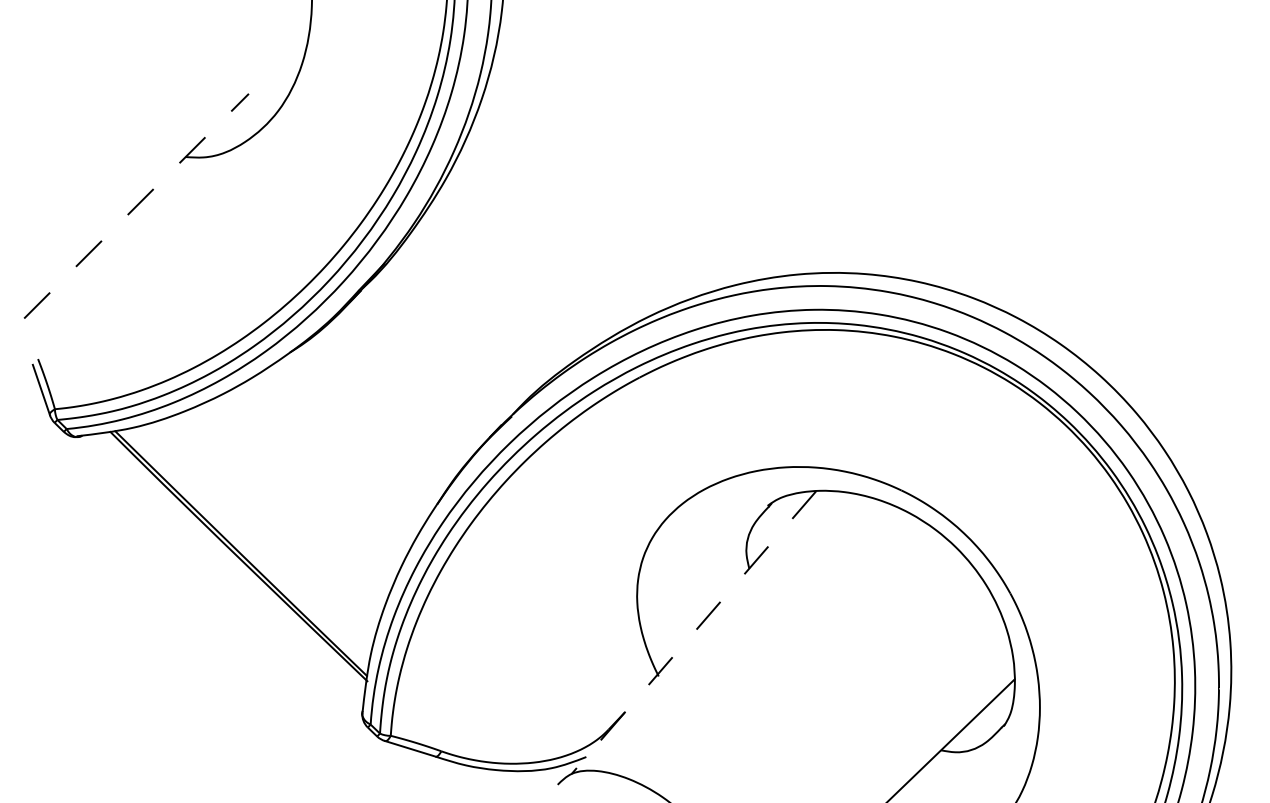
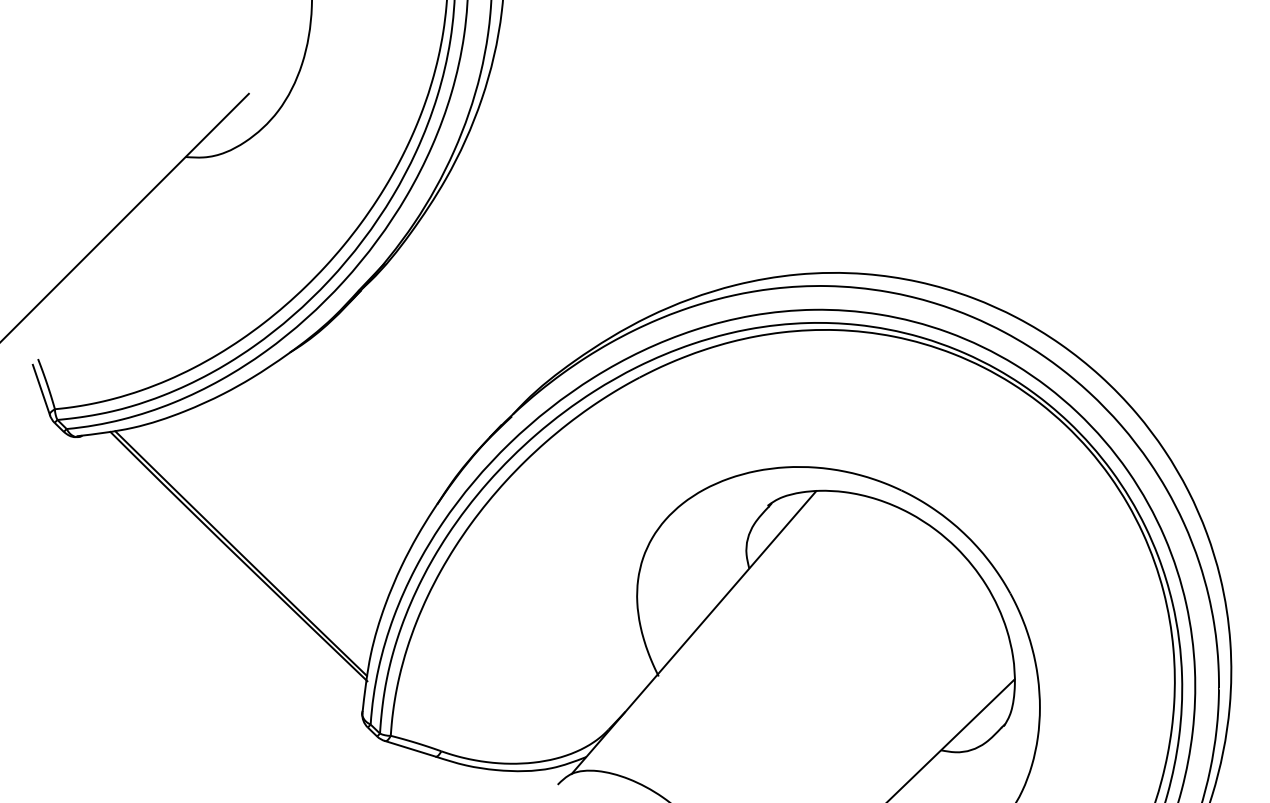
line: dashed -> solid (124, 218)
line: dashed -> solid (694, 632)
